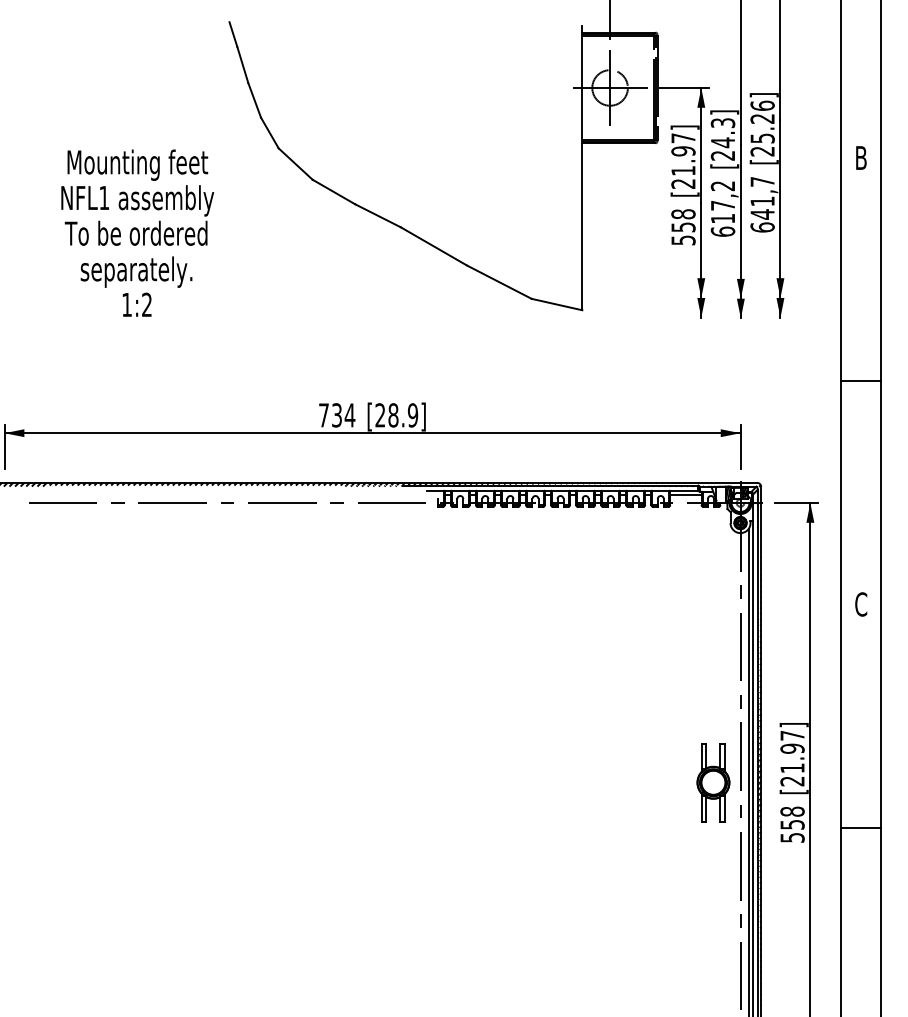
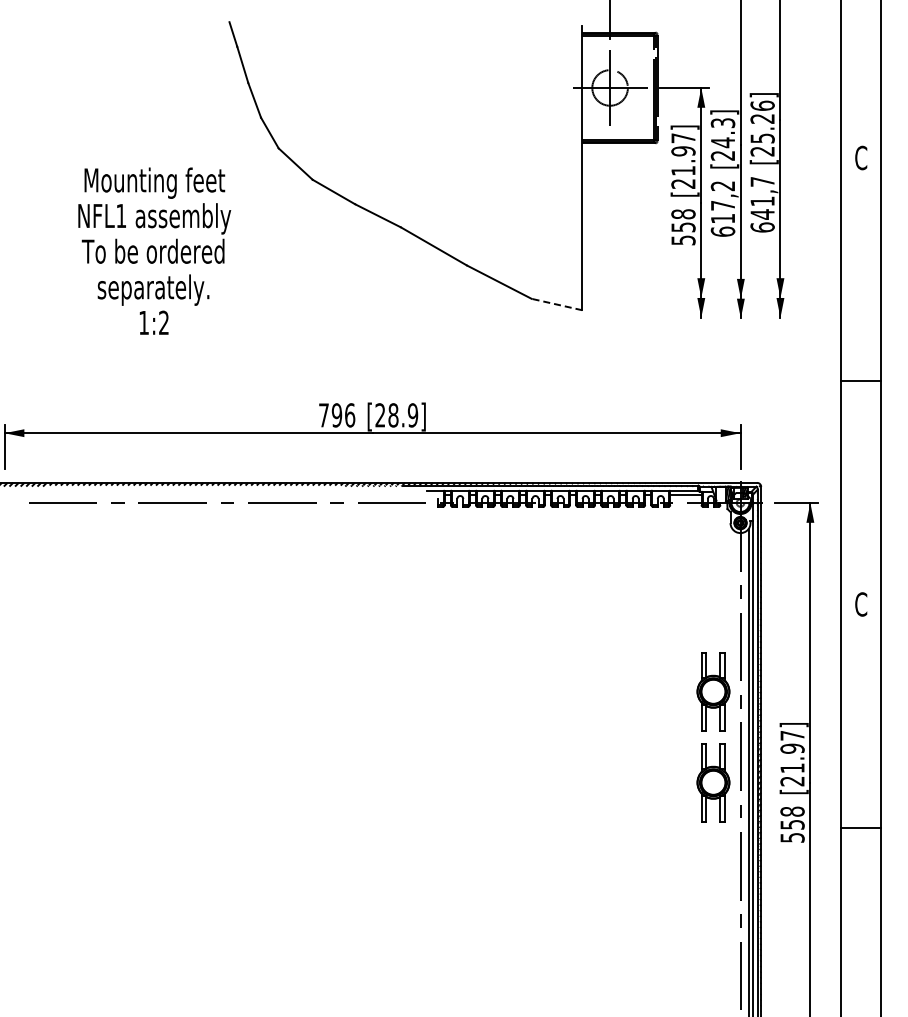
text: B -> C (861, 157)
text position: (137, 232) -> (154, 250) (154, 250)
line: solid -> dashed (557, 304)
text: 734 -> 796 (343, 415)
part: none -> present (713, 691)
